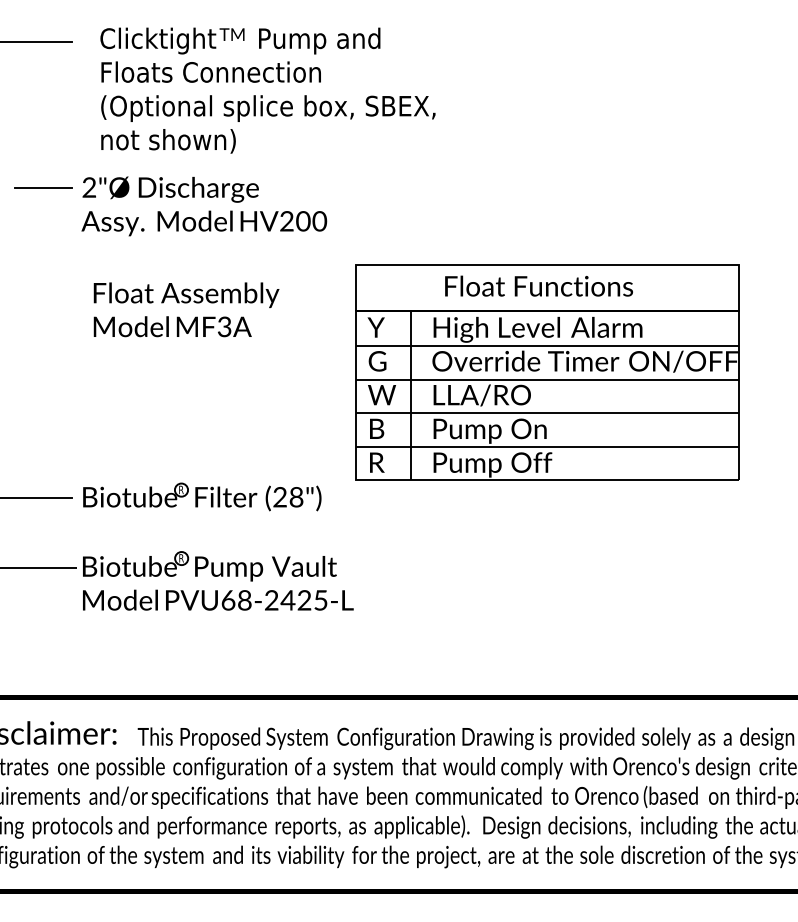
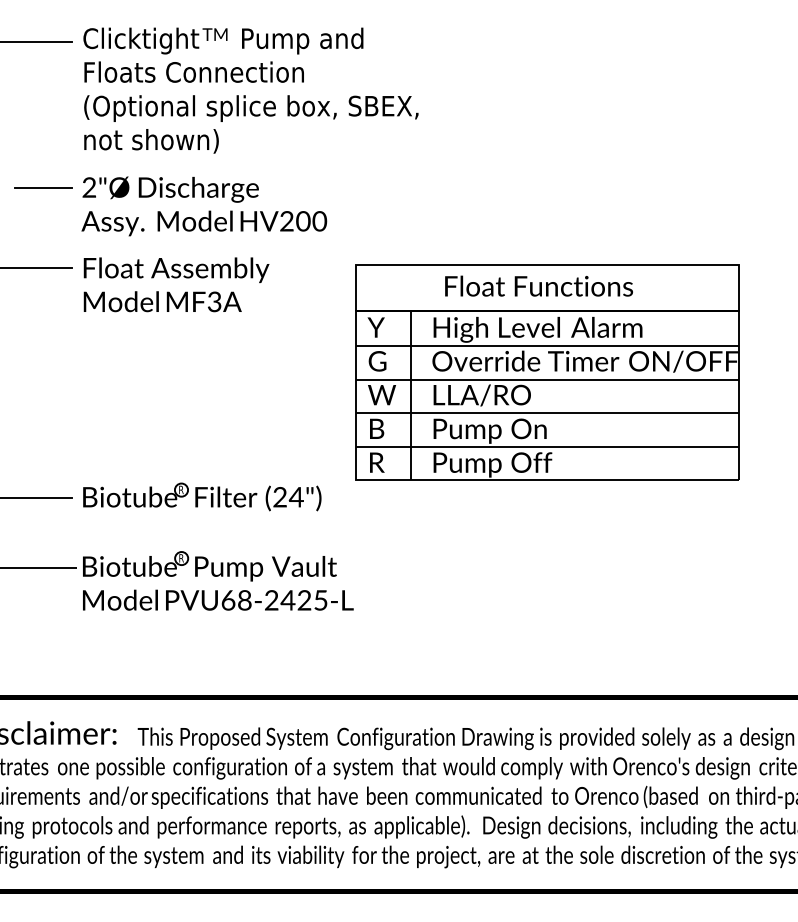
text position: (267, 90) -> (250, 90) (250, 90)
line: none -> present (37, 268)
text position: (186, 309) -> (176, 284) (176, 284)
text: (28") -> (24") (295, 497)
